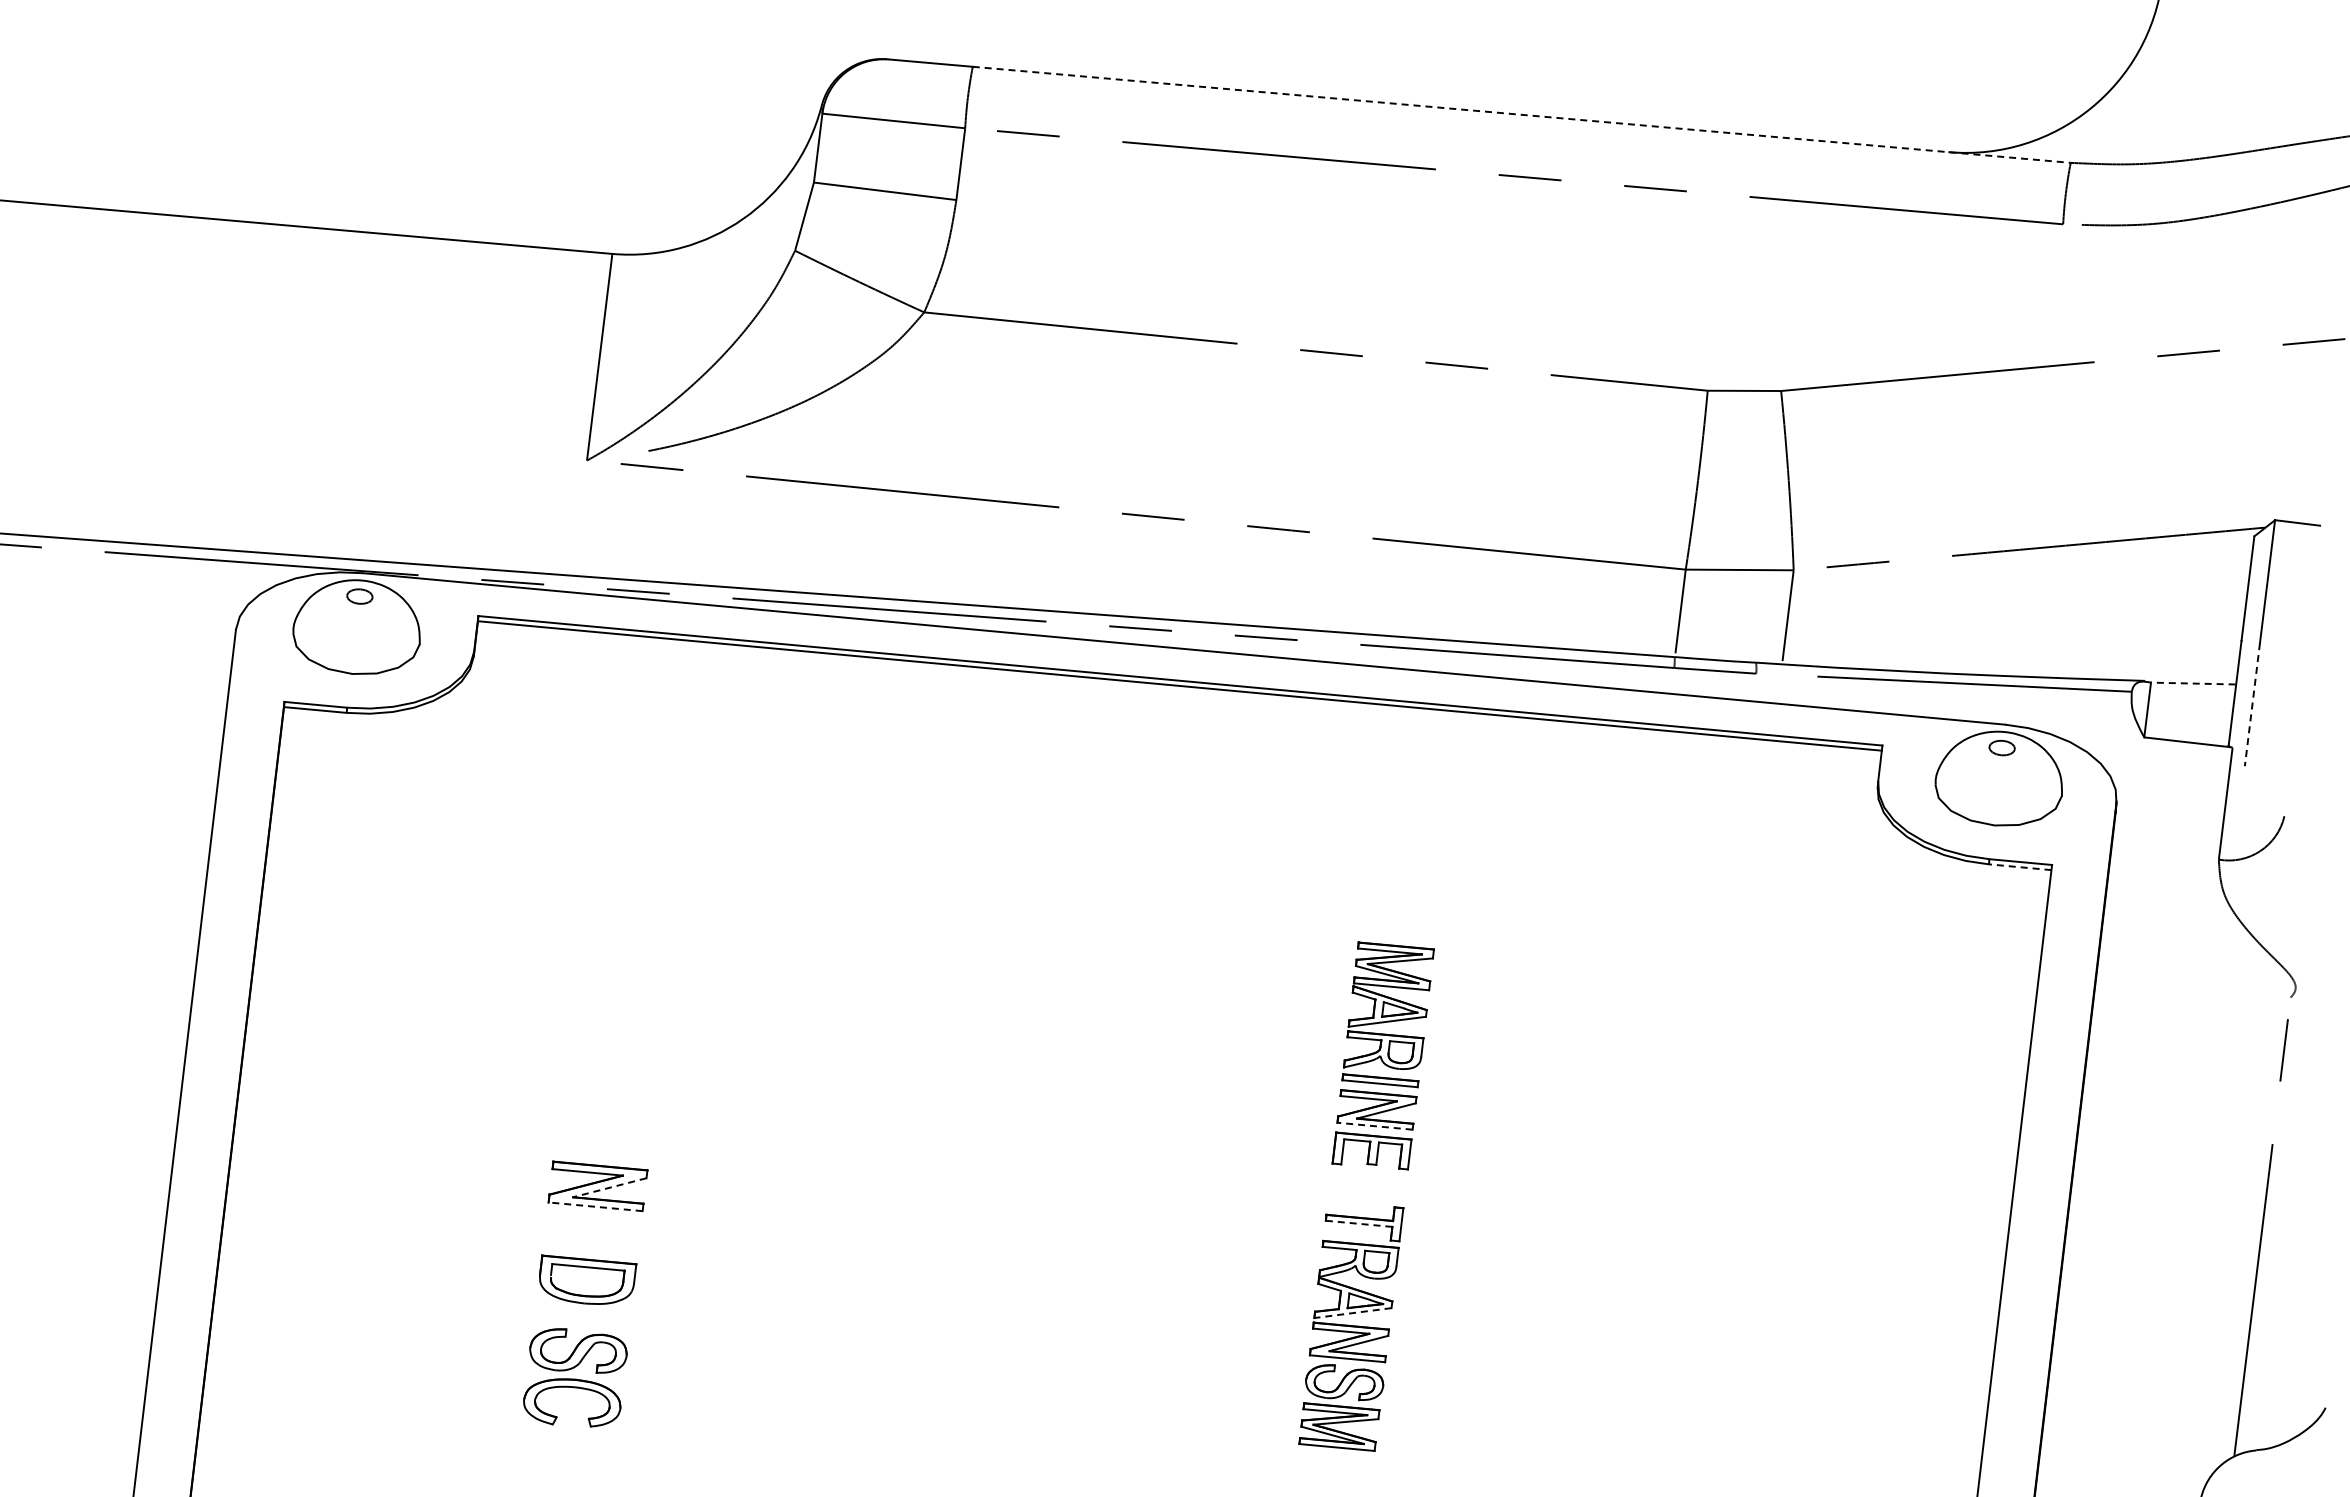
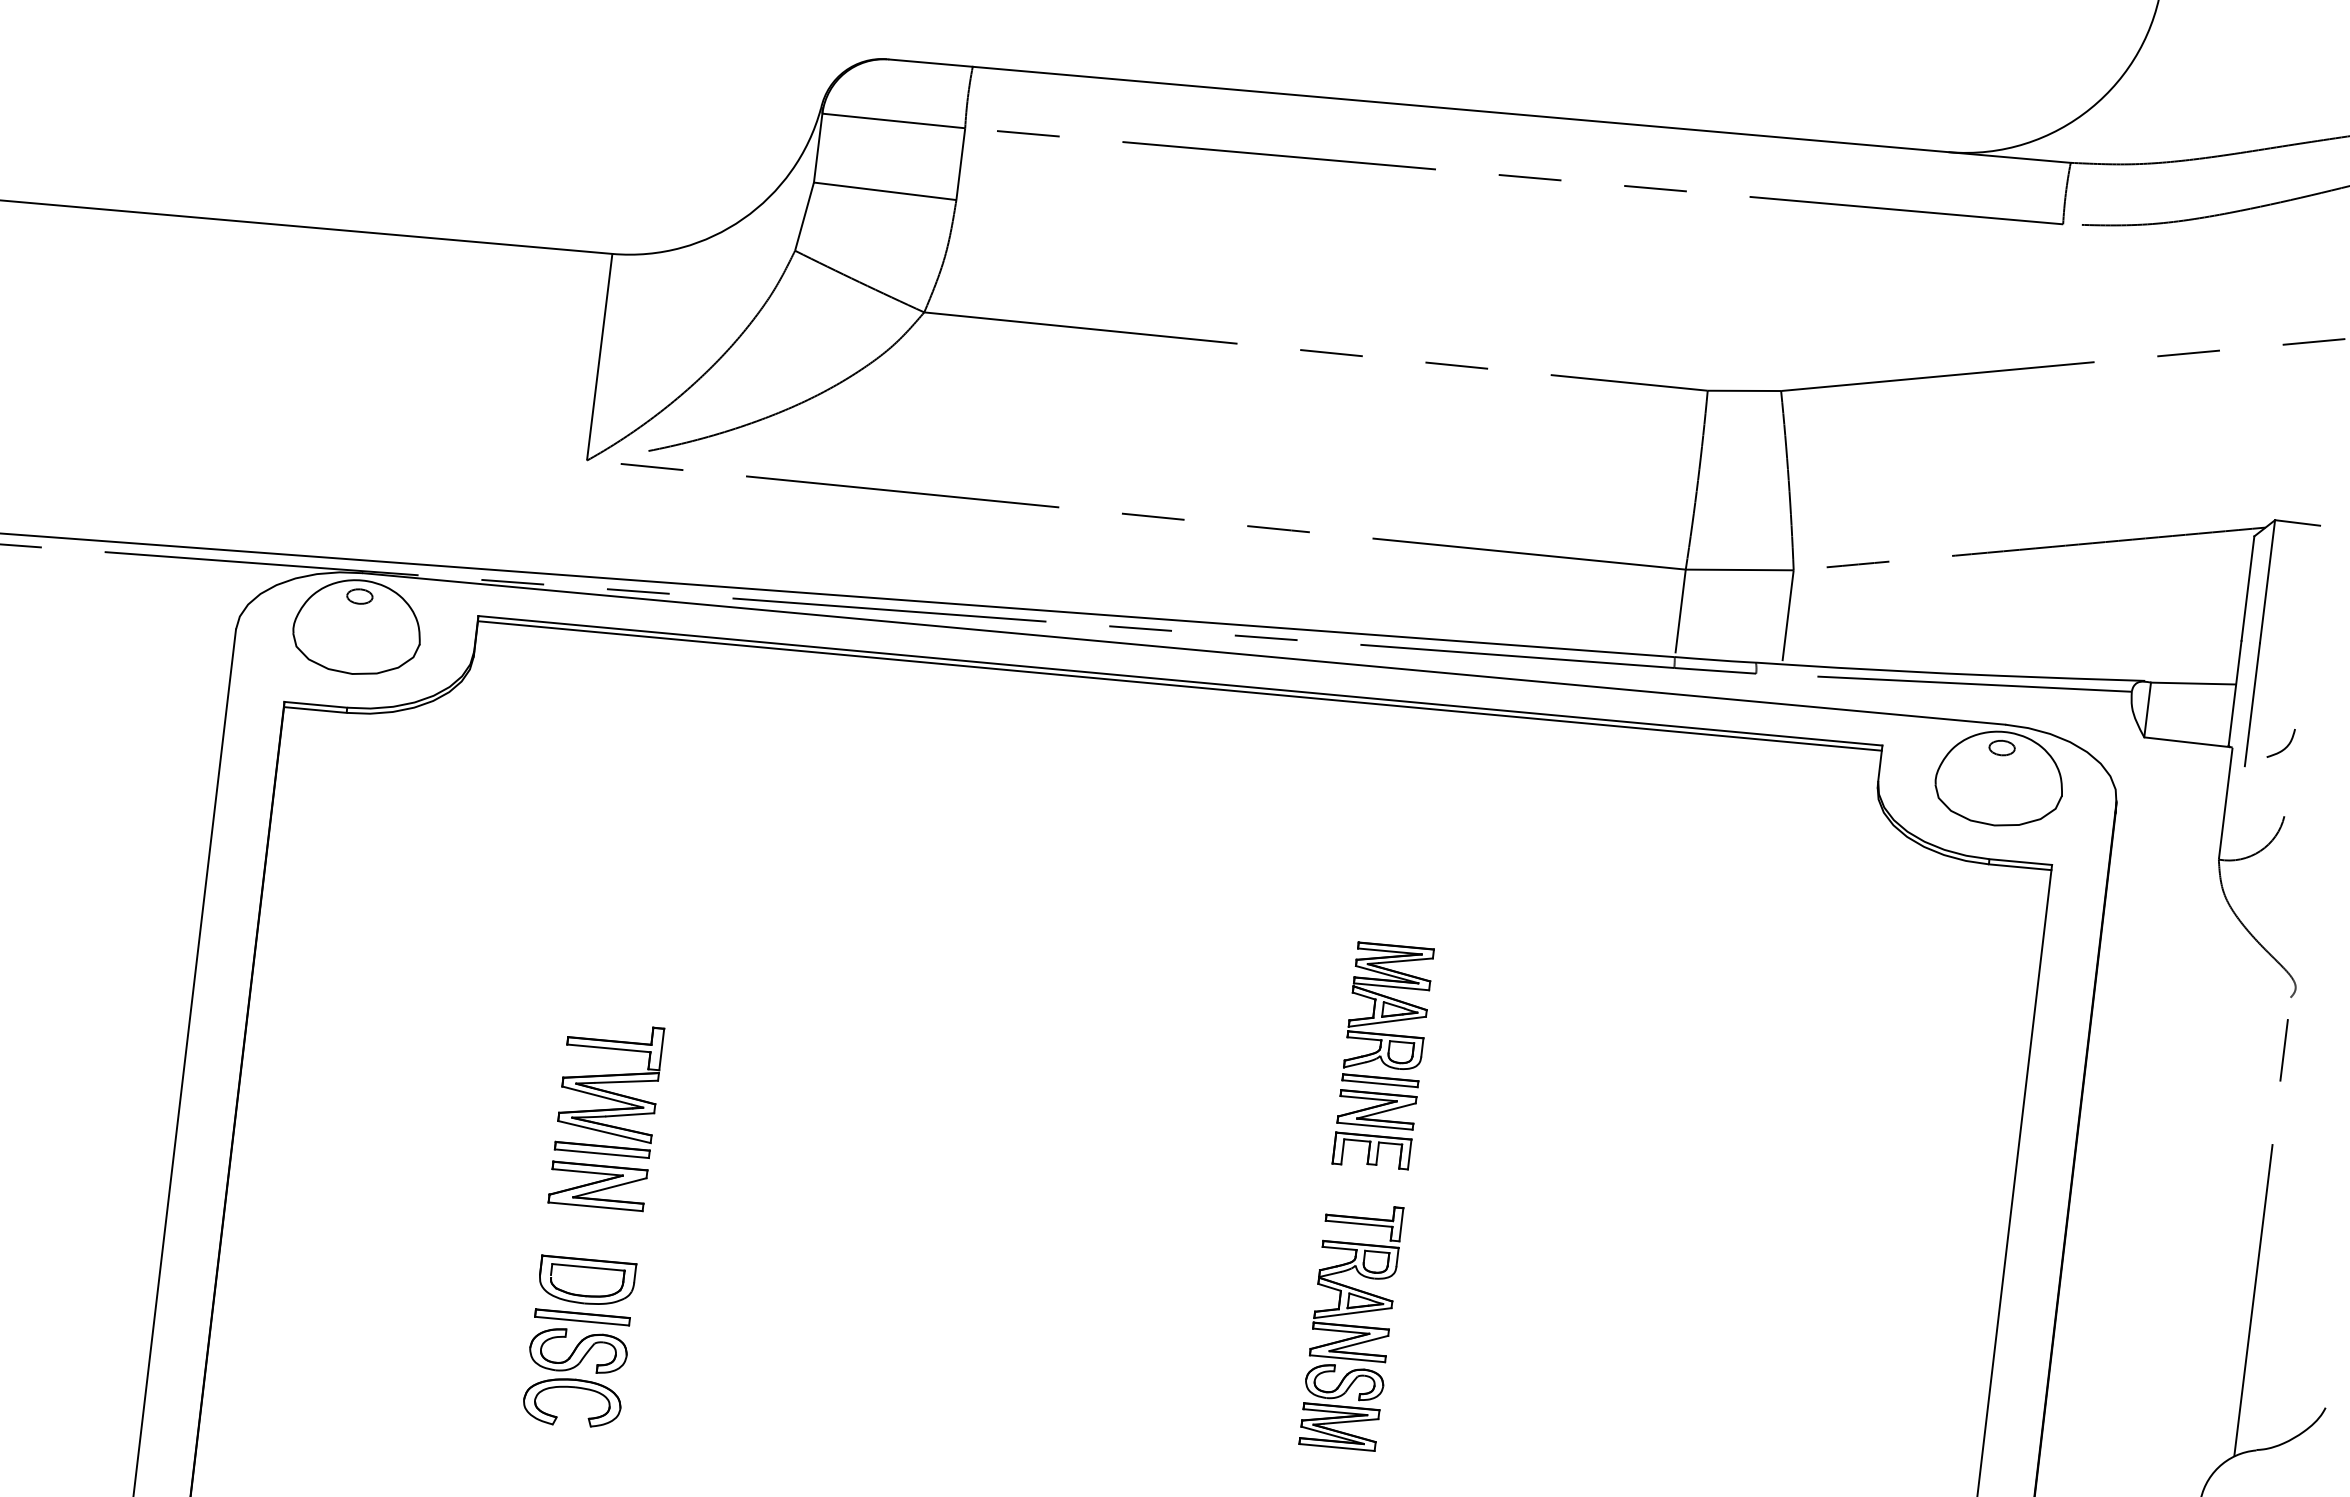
line: dashed -> solid (1522, 114)
line: dashed -> solid (2192, 683)
line: dashed -> solid (2252, 704)
curve: none -> present (2284, 747)
line: dashed -> solid (2019, 867)
part: none -> present (609, 1092)
line: dashed -> solid (1375, 1126)
line: dashed -> solid (609, 1187)
line: dashed -> solid (595, 1206)
line: dashed -> solid (1358, 1223)
line: dashed -> solid (1352, 1313)
part: none -> present (582, 1317)
